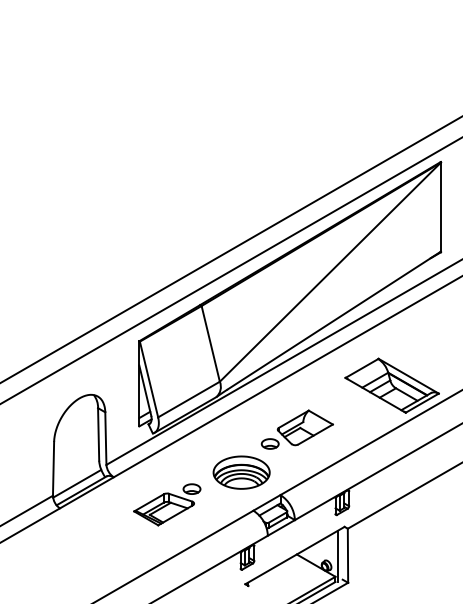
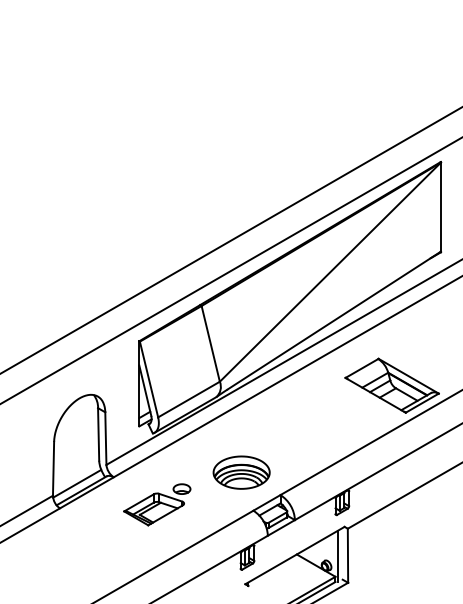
line position: (230, 249) -> (230, 240) (230, 240)
part: present -> none (296, 429)
part position: (167, 504) -> (157, 504) (157, 504)
